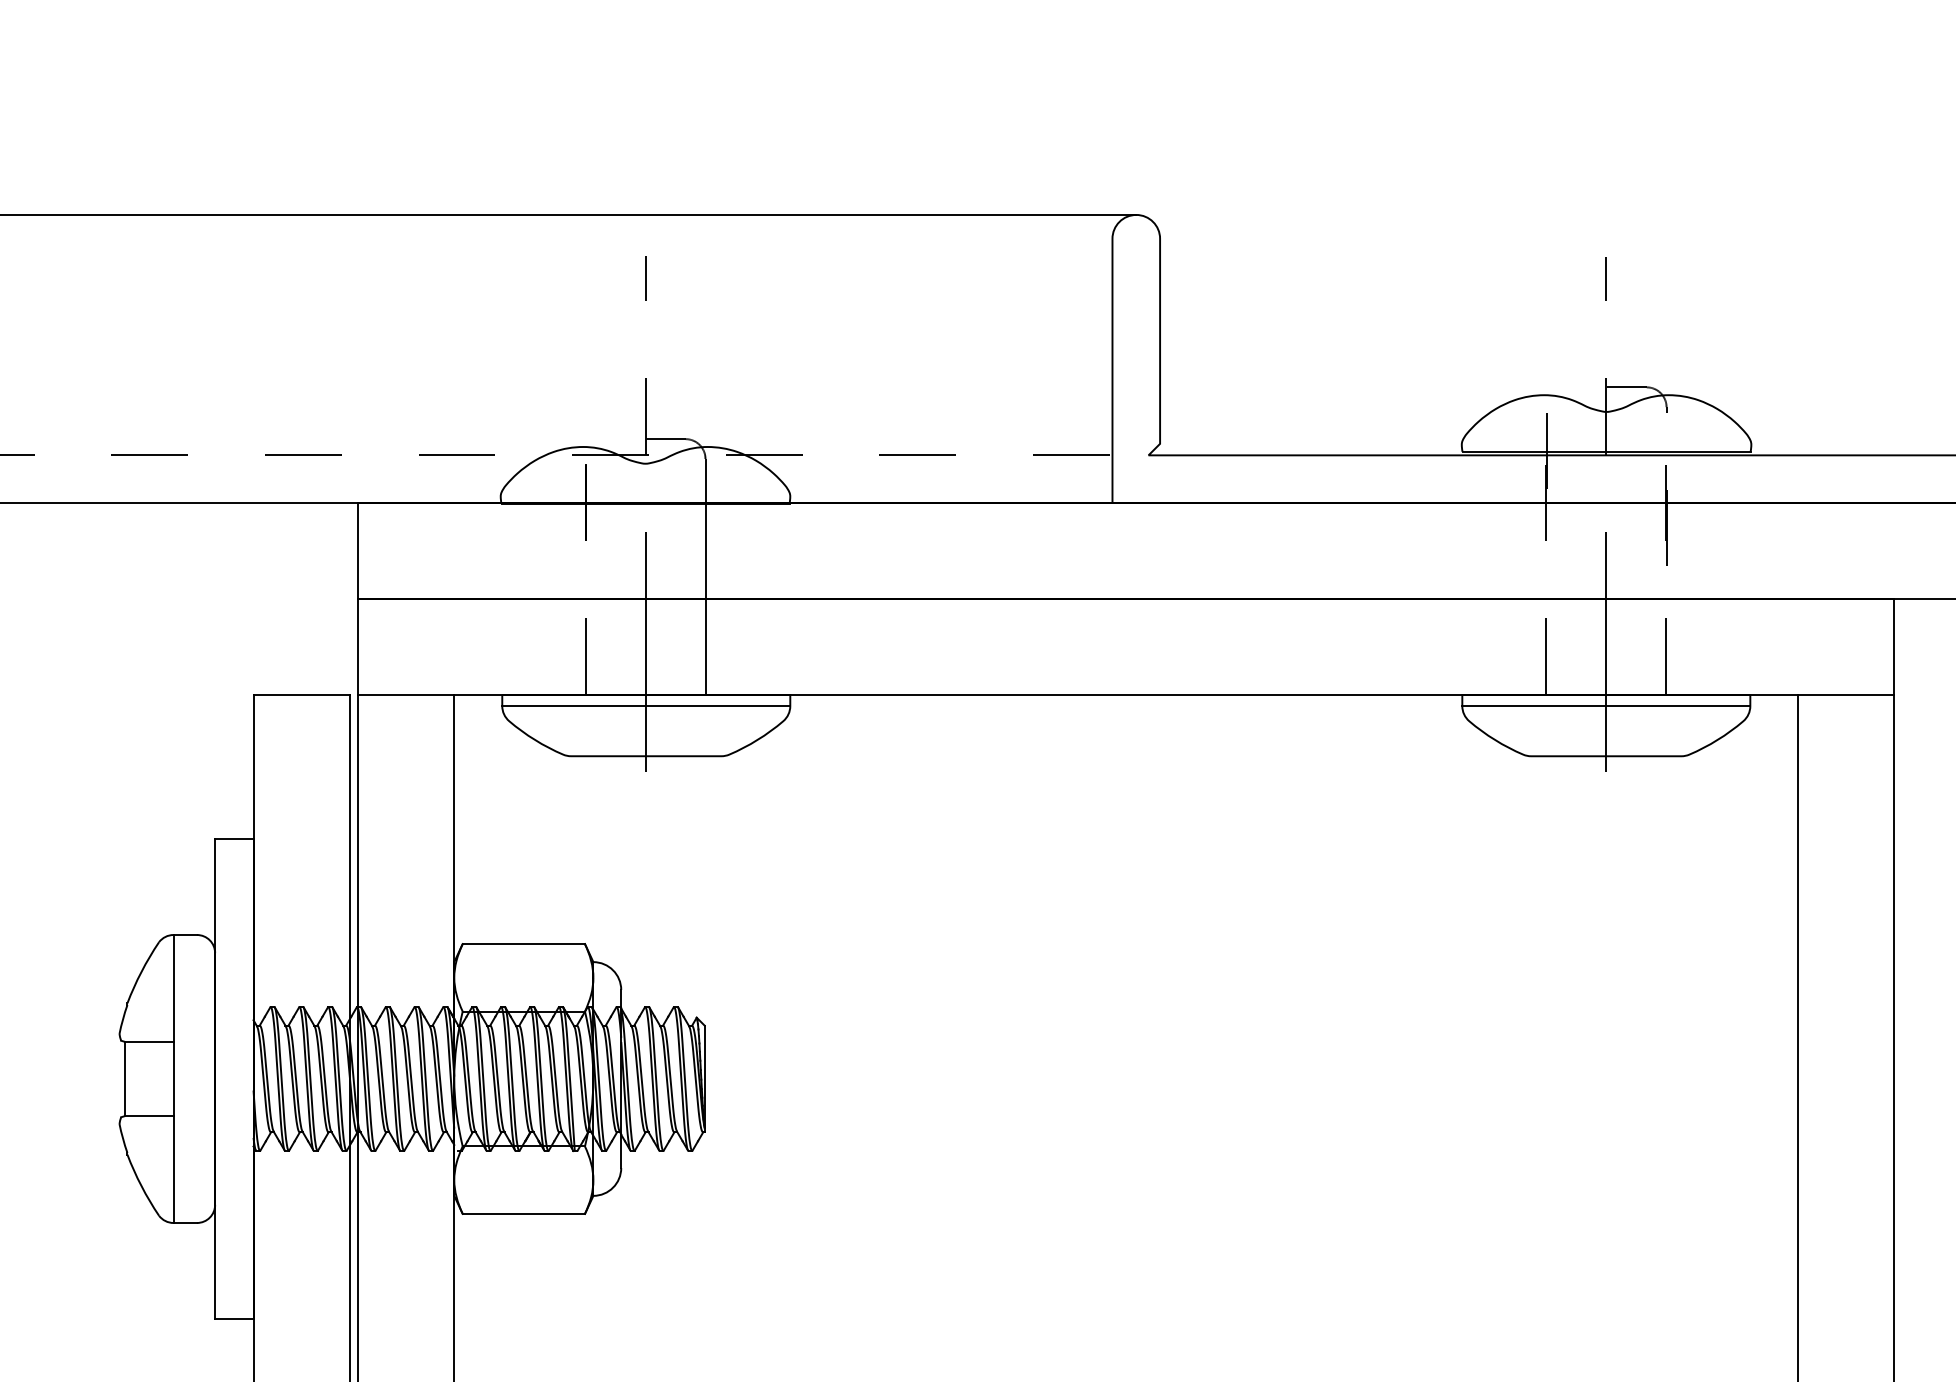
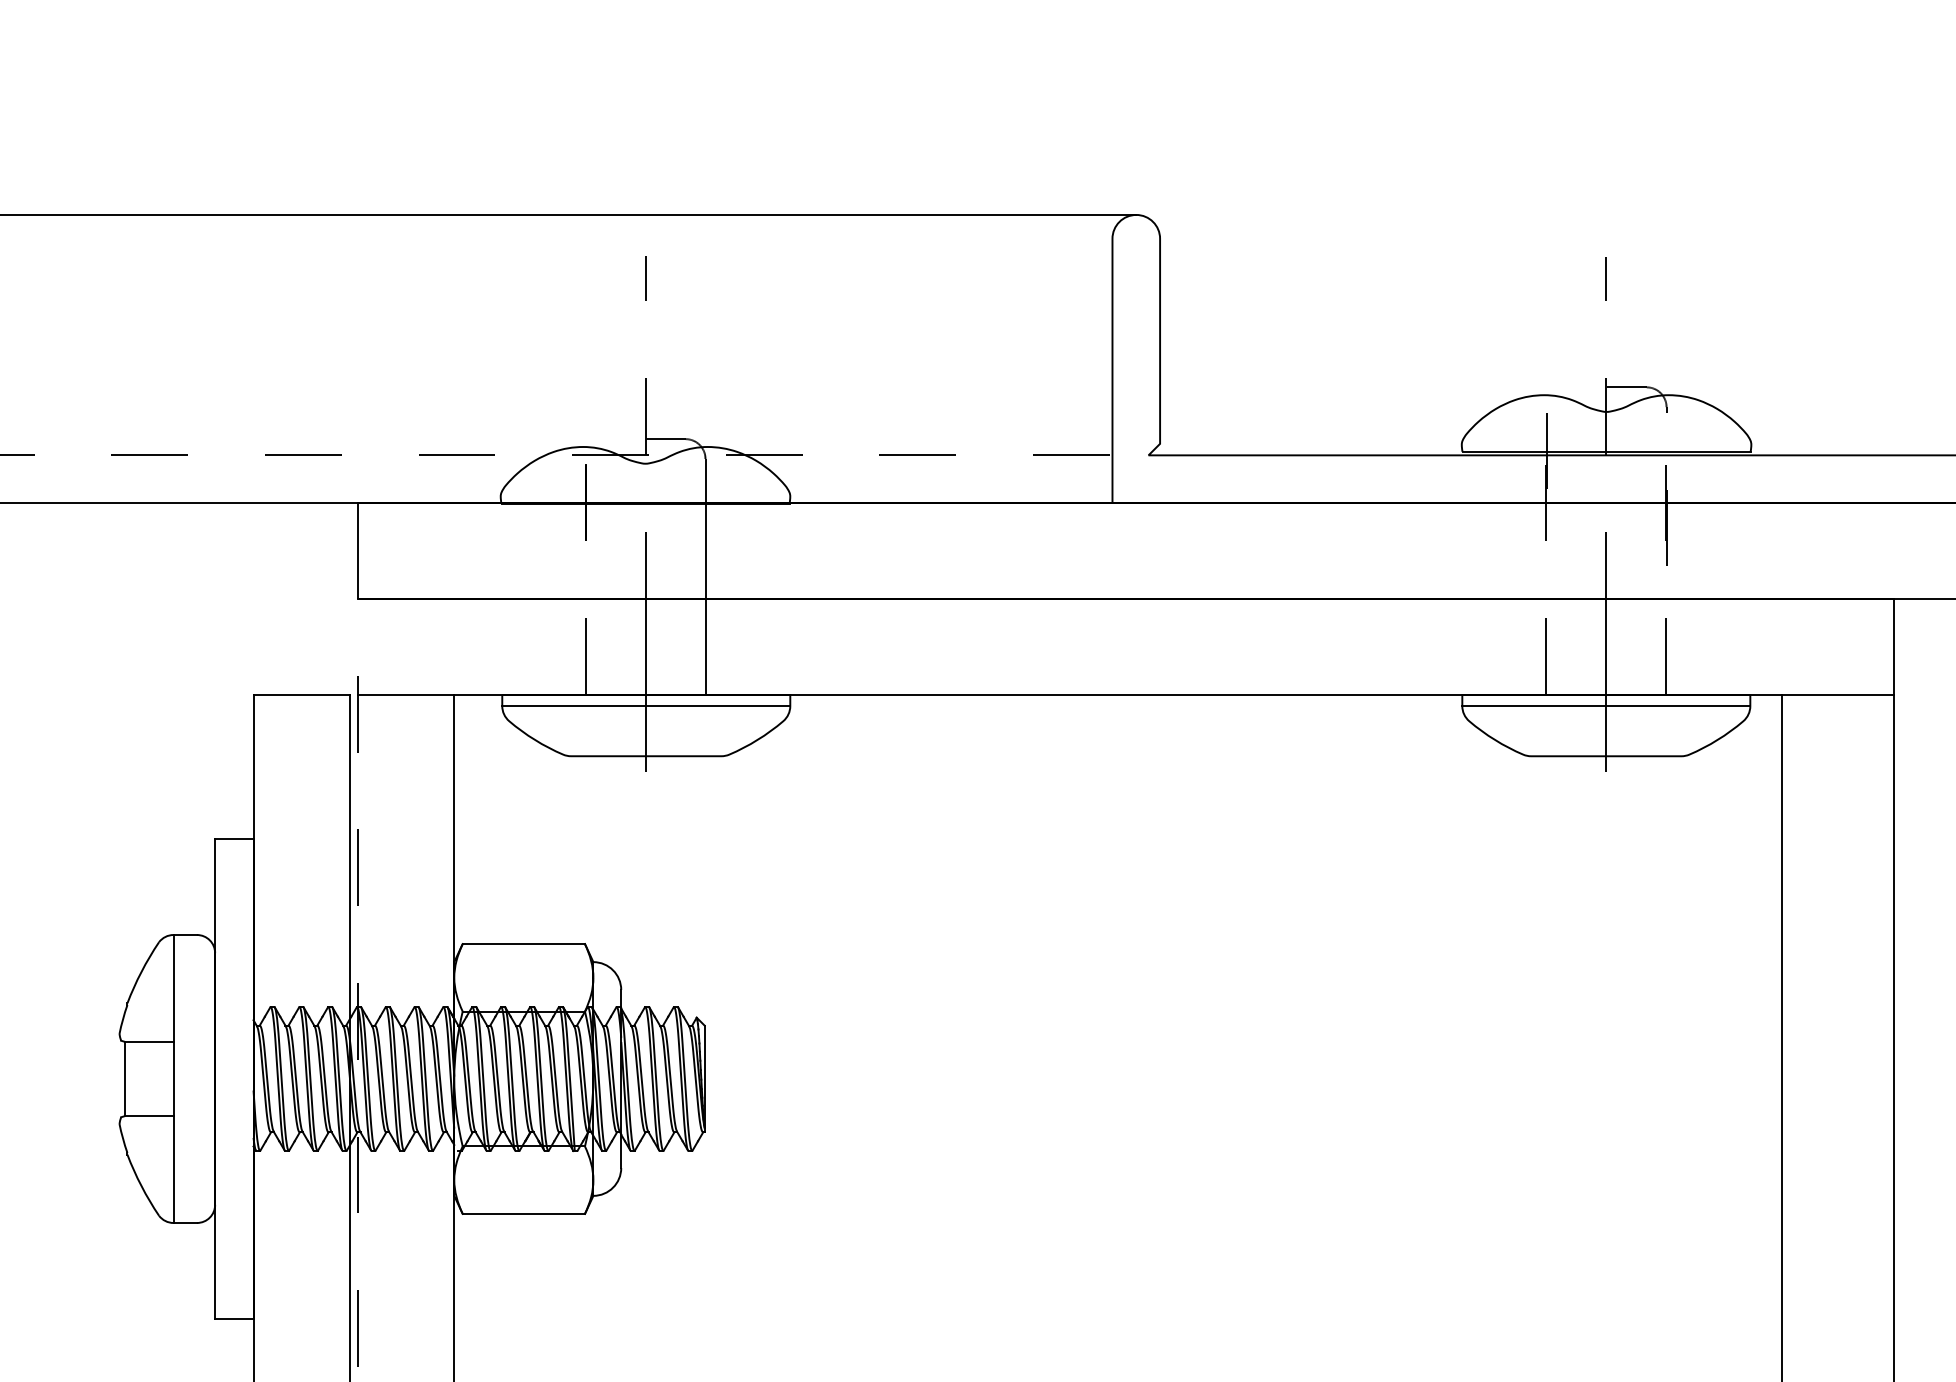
line: solid -> dashed (358, 989)
line position: (1798, 1036) -> (1782, 1036) (1782, 1036)
